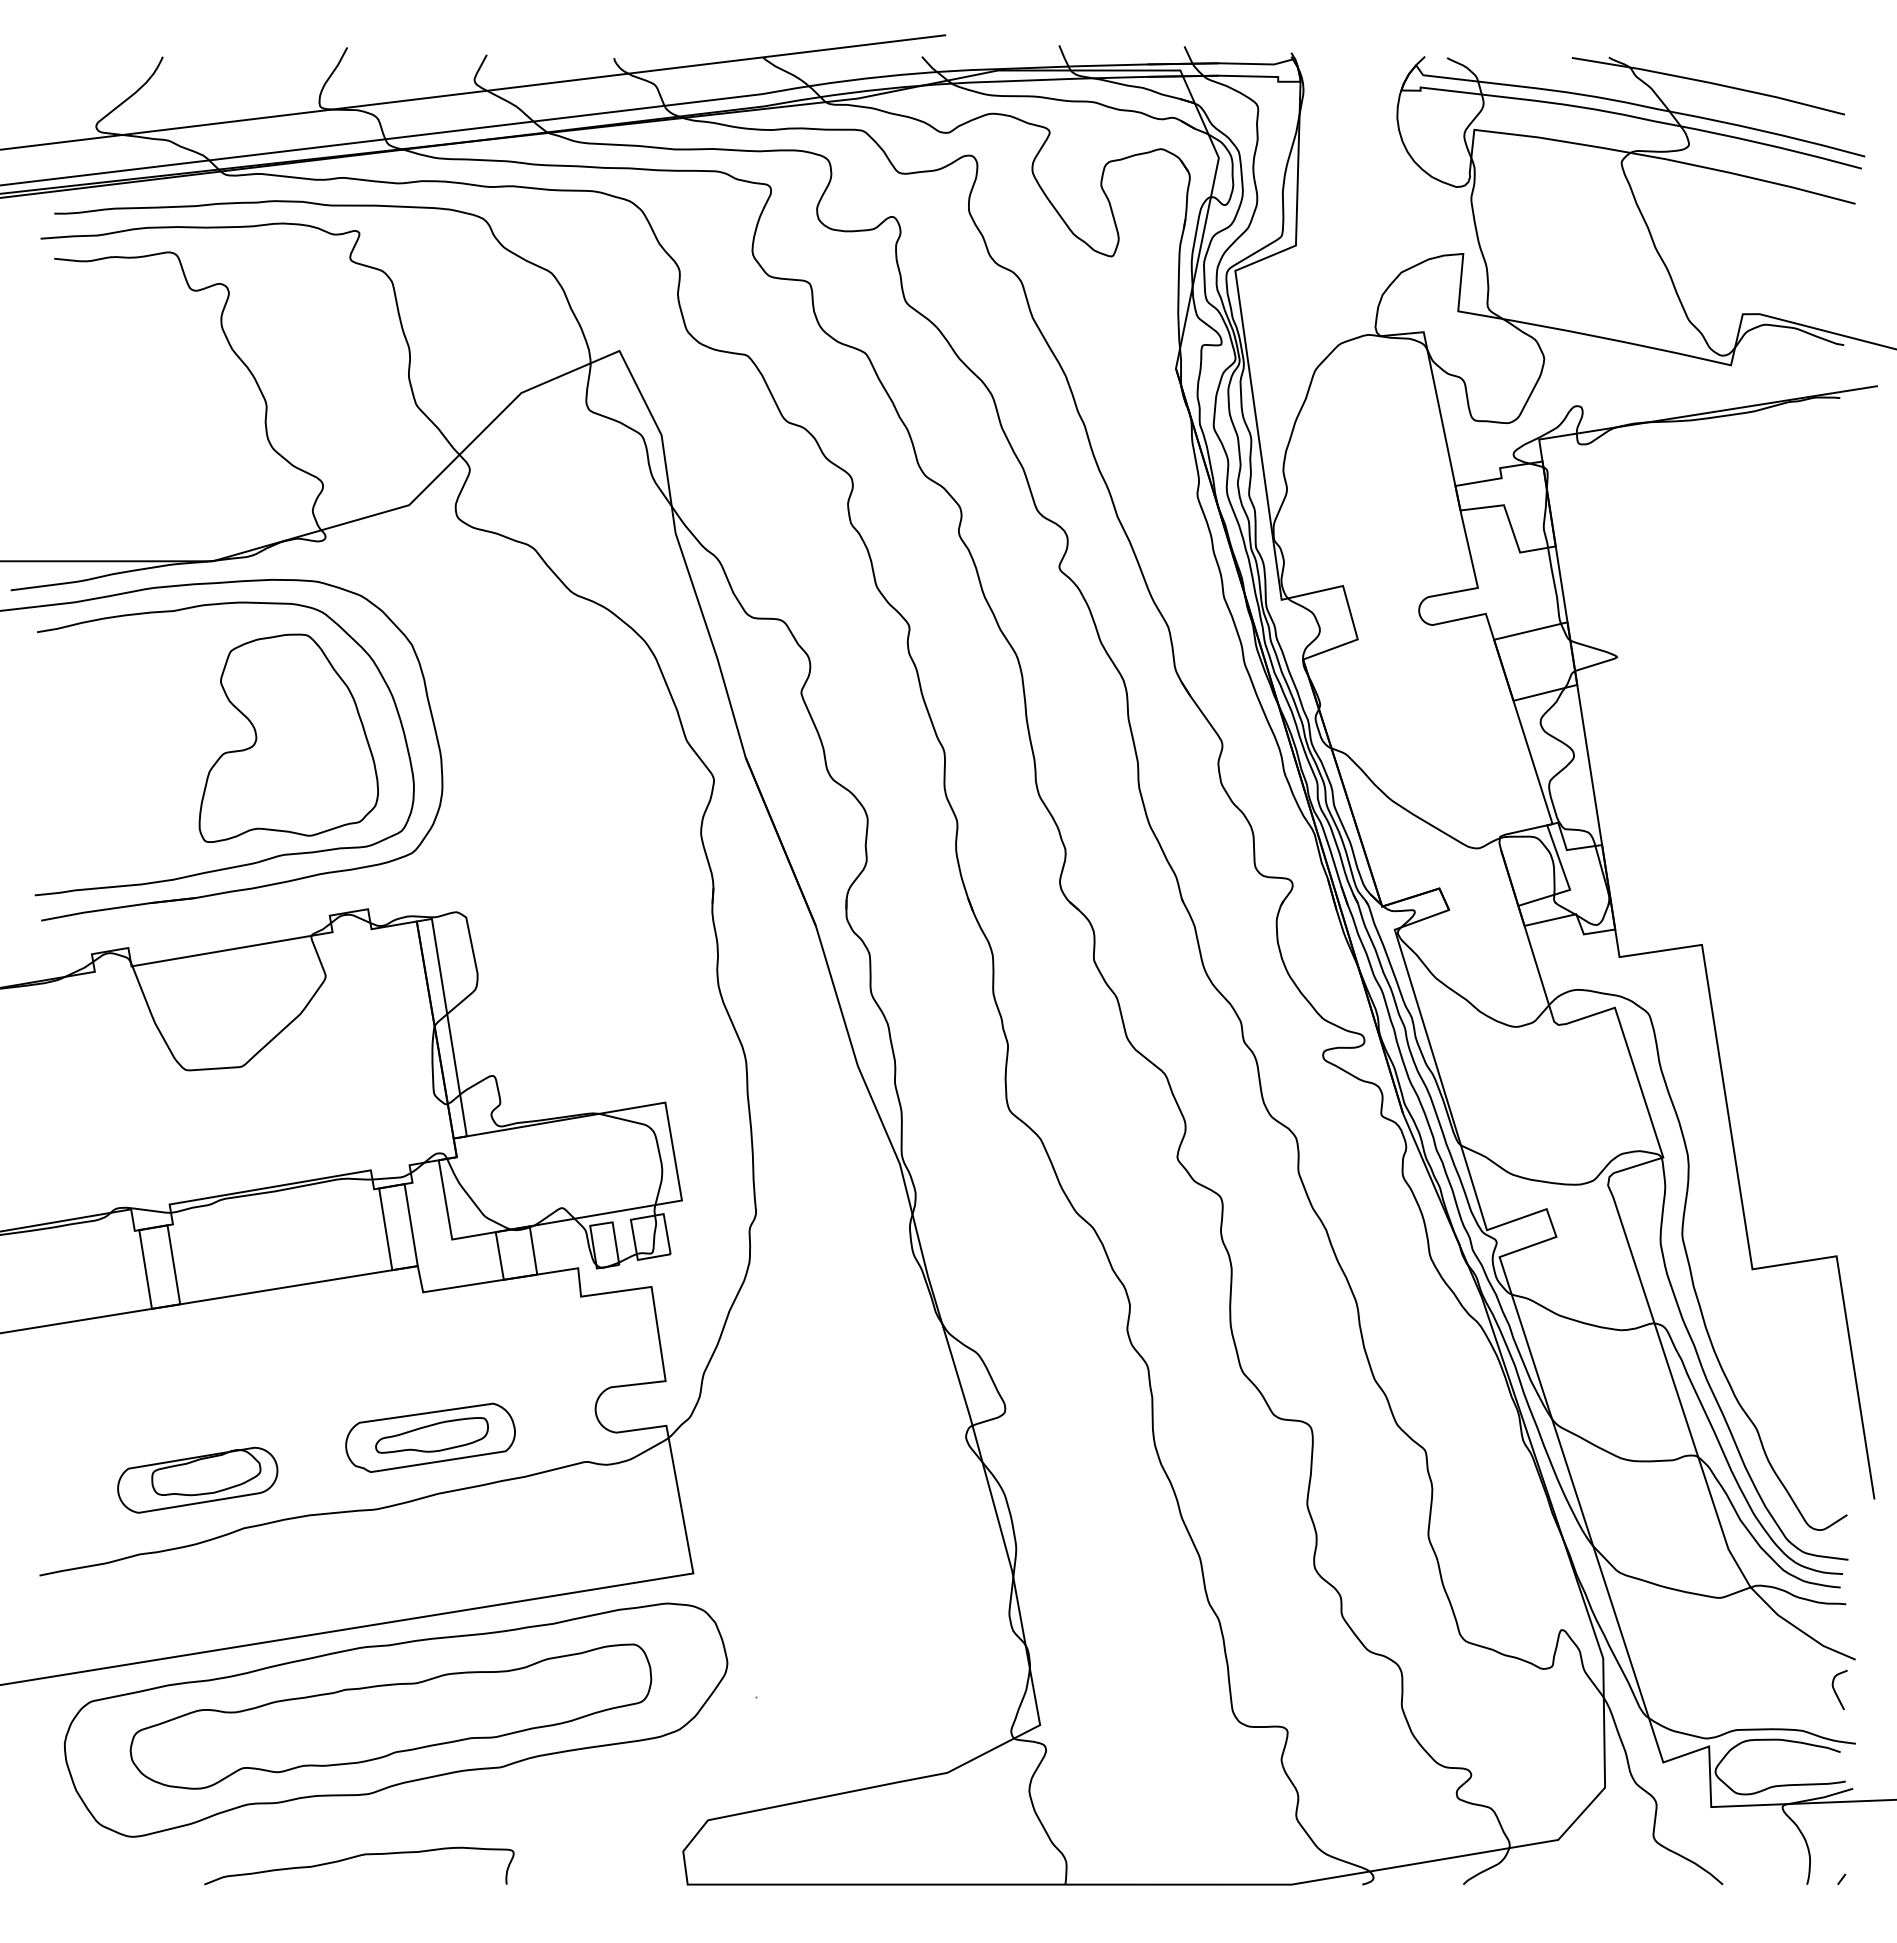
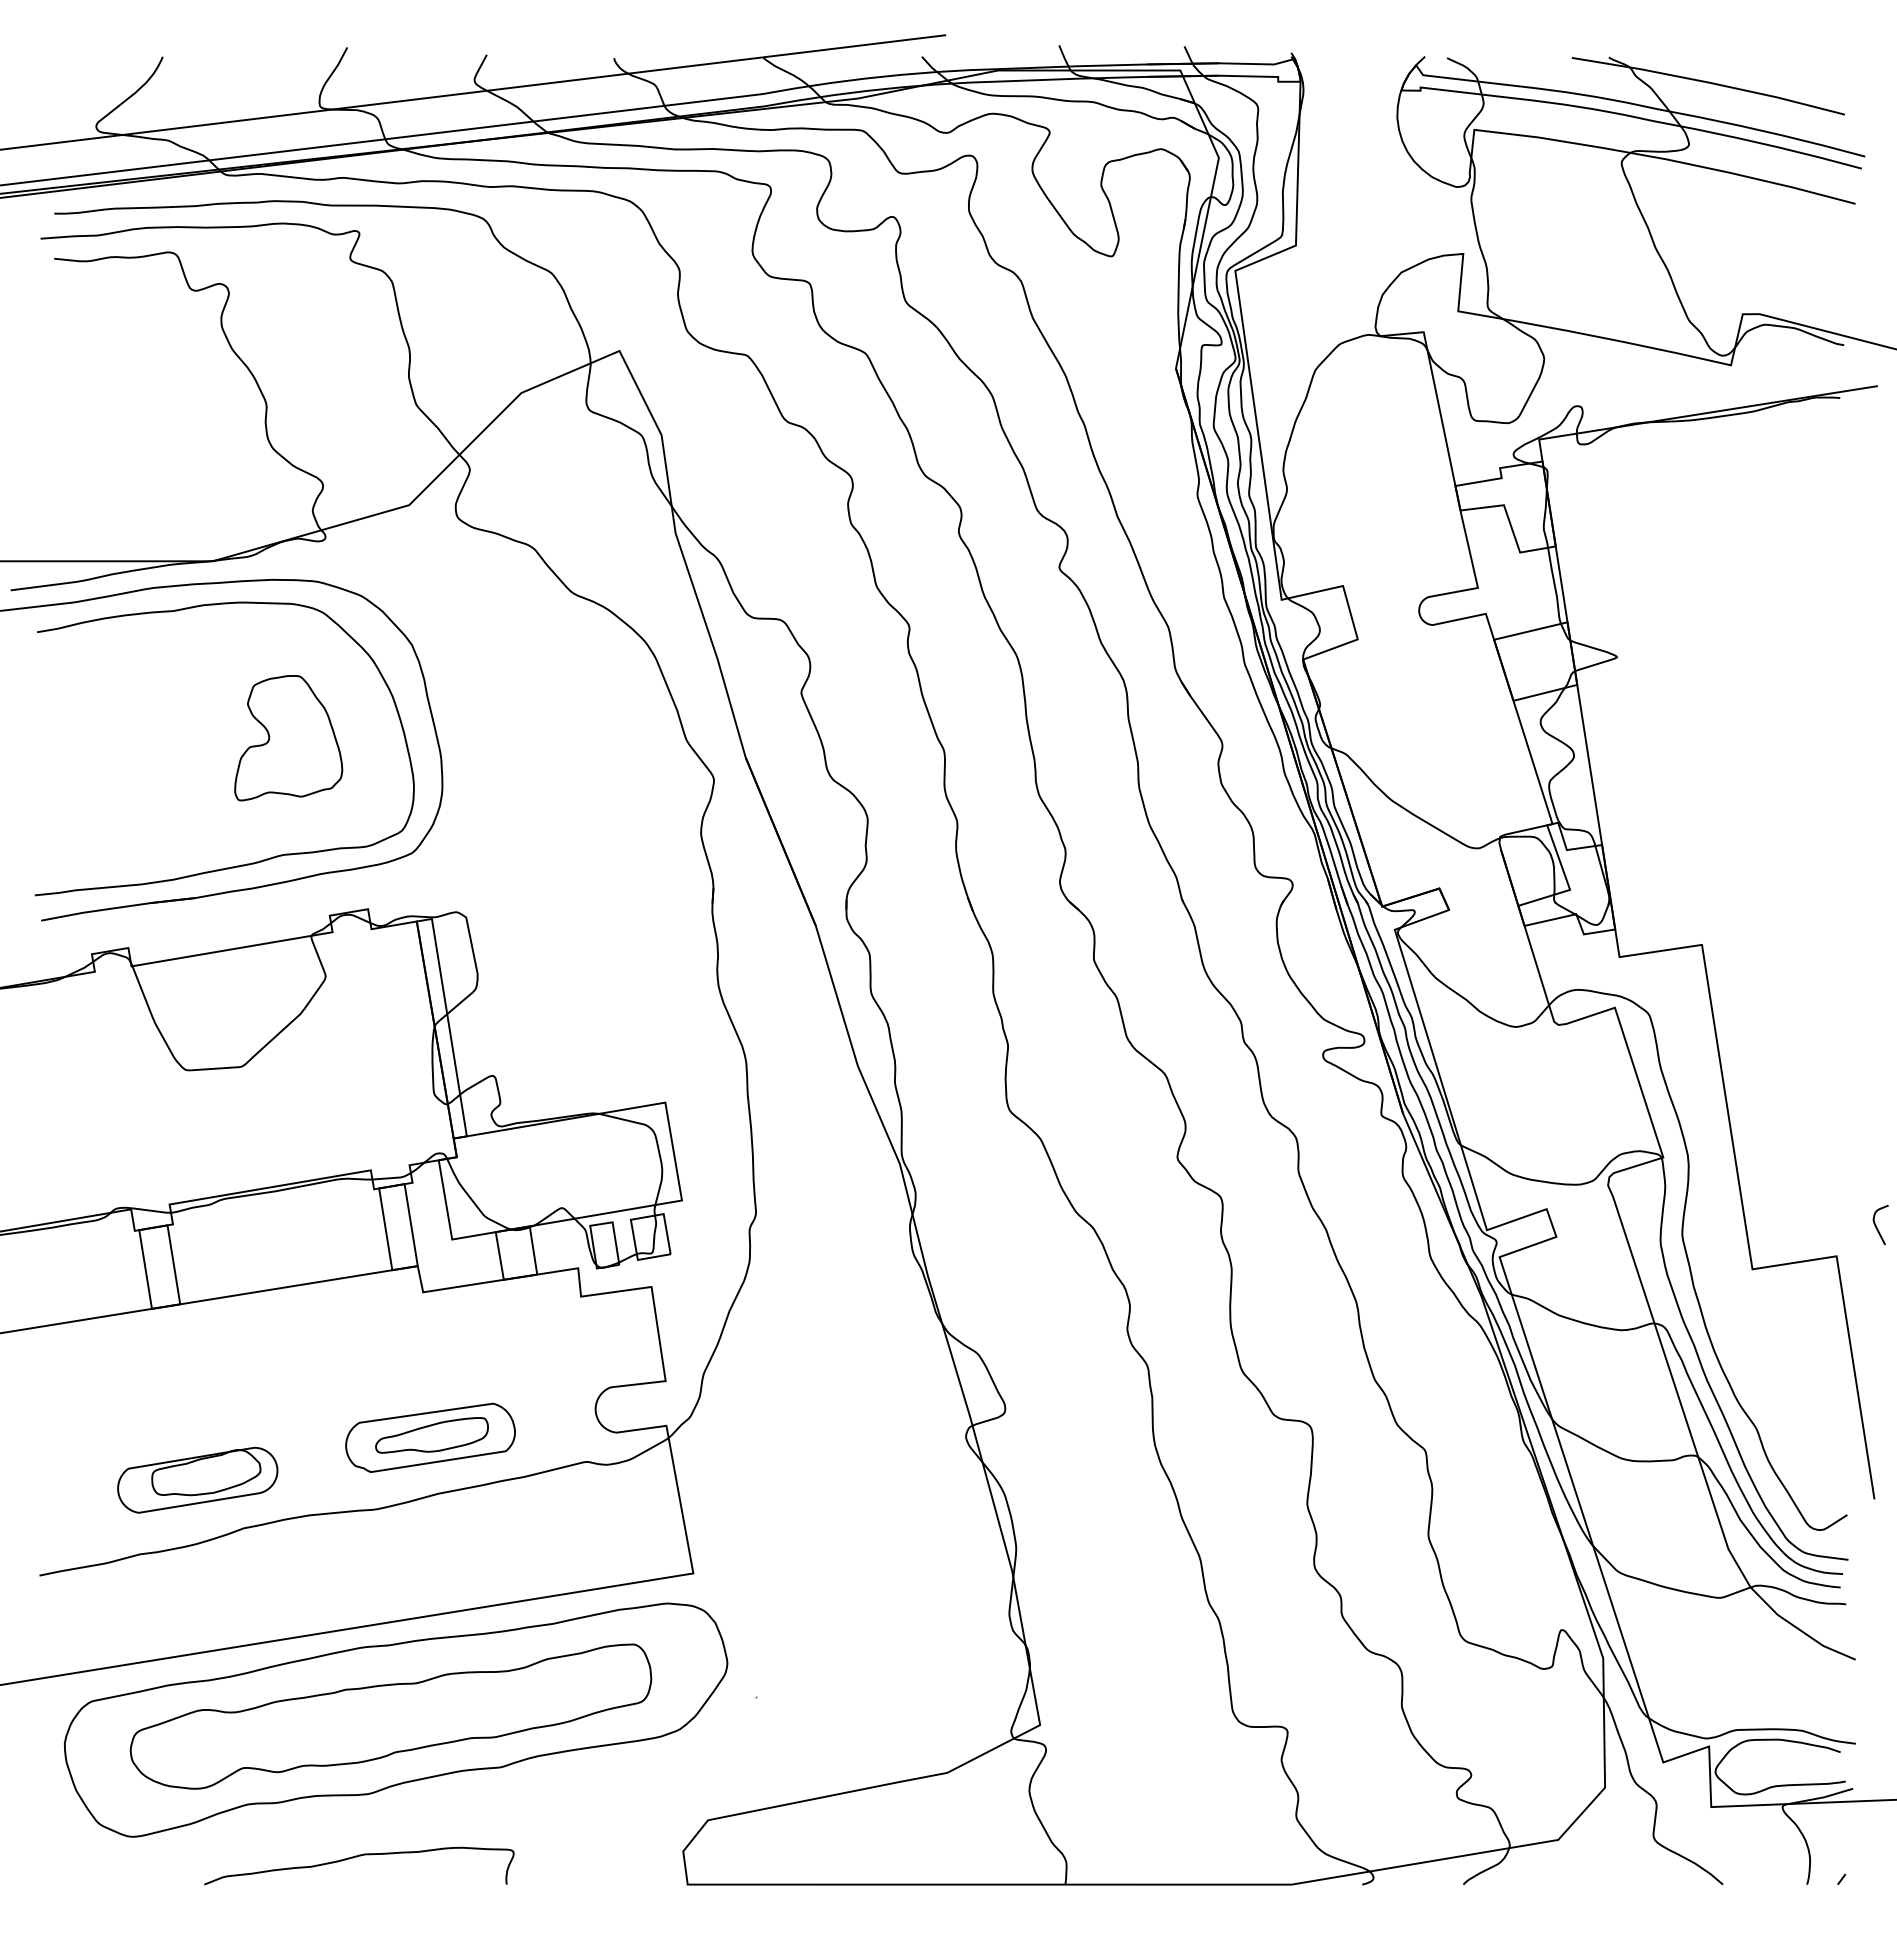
part size: 181x210 px -> 110x127 px (288, 738)
curve position: (1836, 1692) -> (1877, 1227) (1877, 1227)
